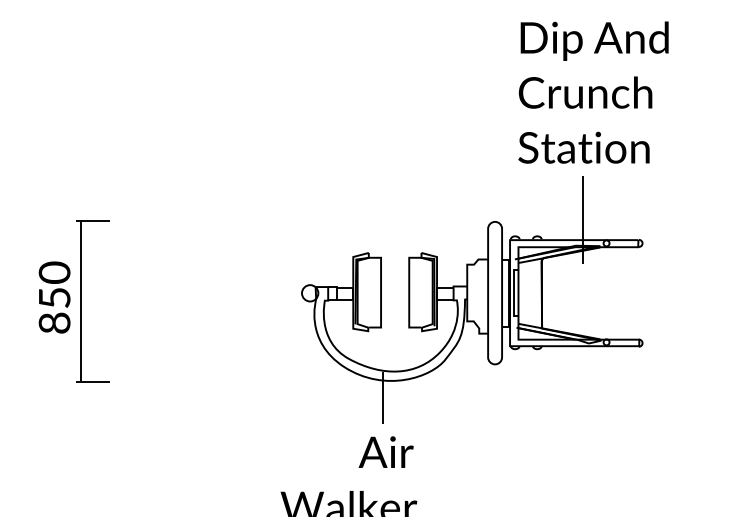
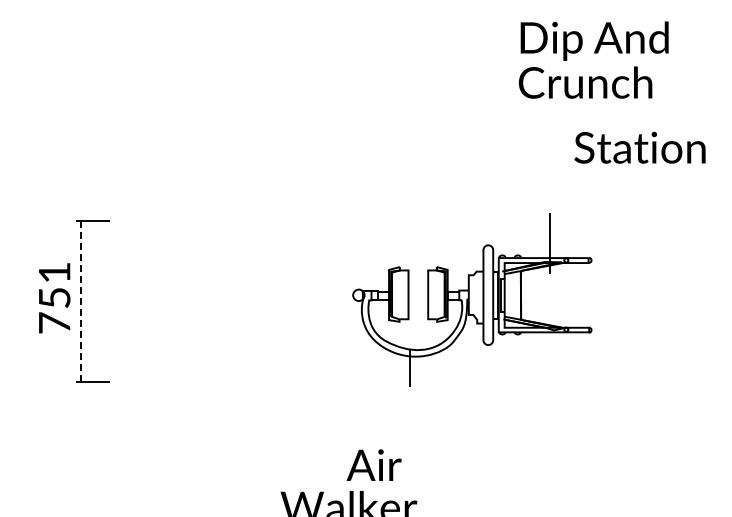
text position: (585, 92) -> (585, 82) (585, 82)
text position: (583, 147) -> (639, 147) (639, 147)
text: 850 -> 751 (54, 297)
part size: 343x248 px -> 241x174 px (472, 299)
line: solid -> dashed (81, 300)
text position: (385, 451) -> (373, 464) (373, 464)
